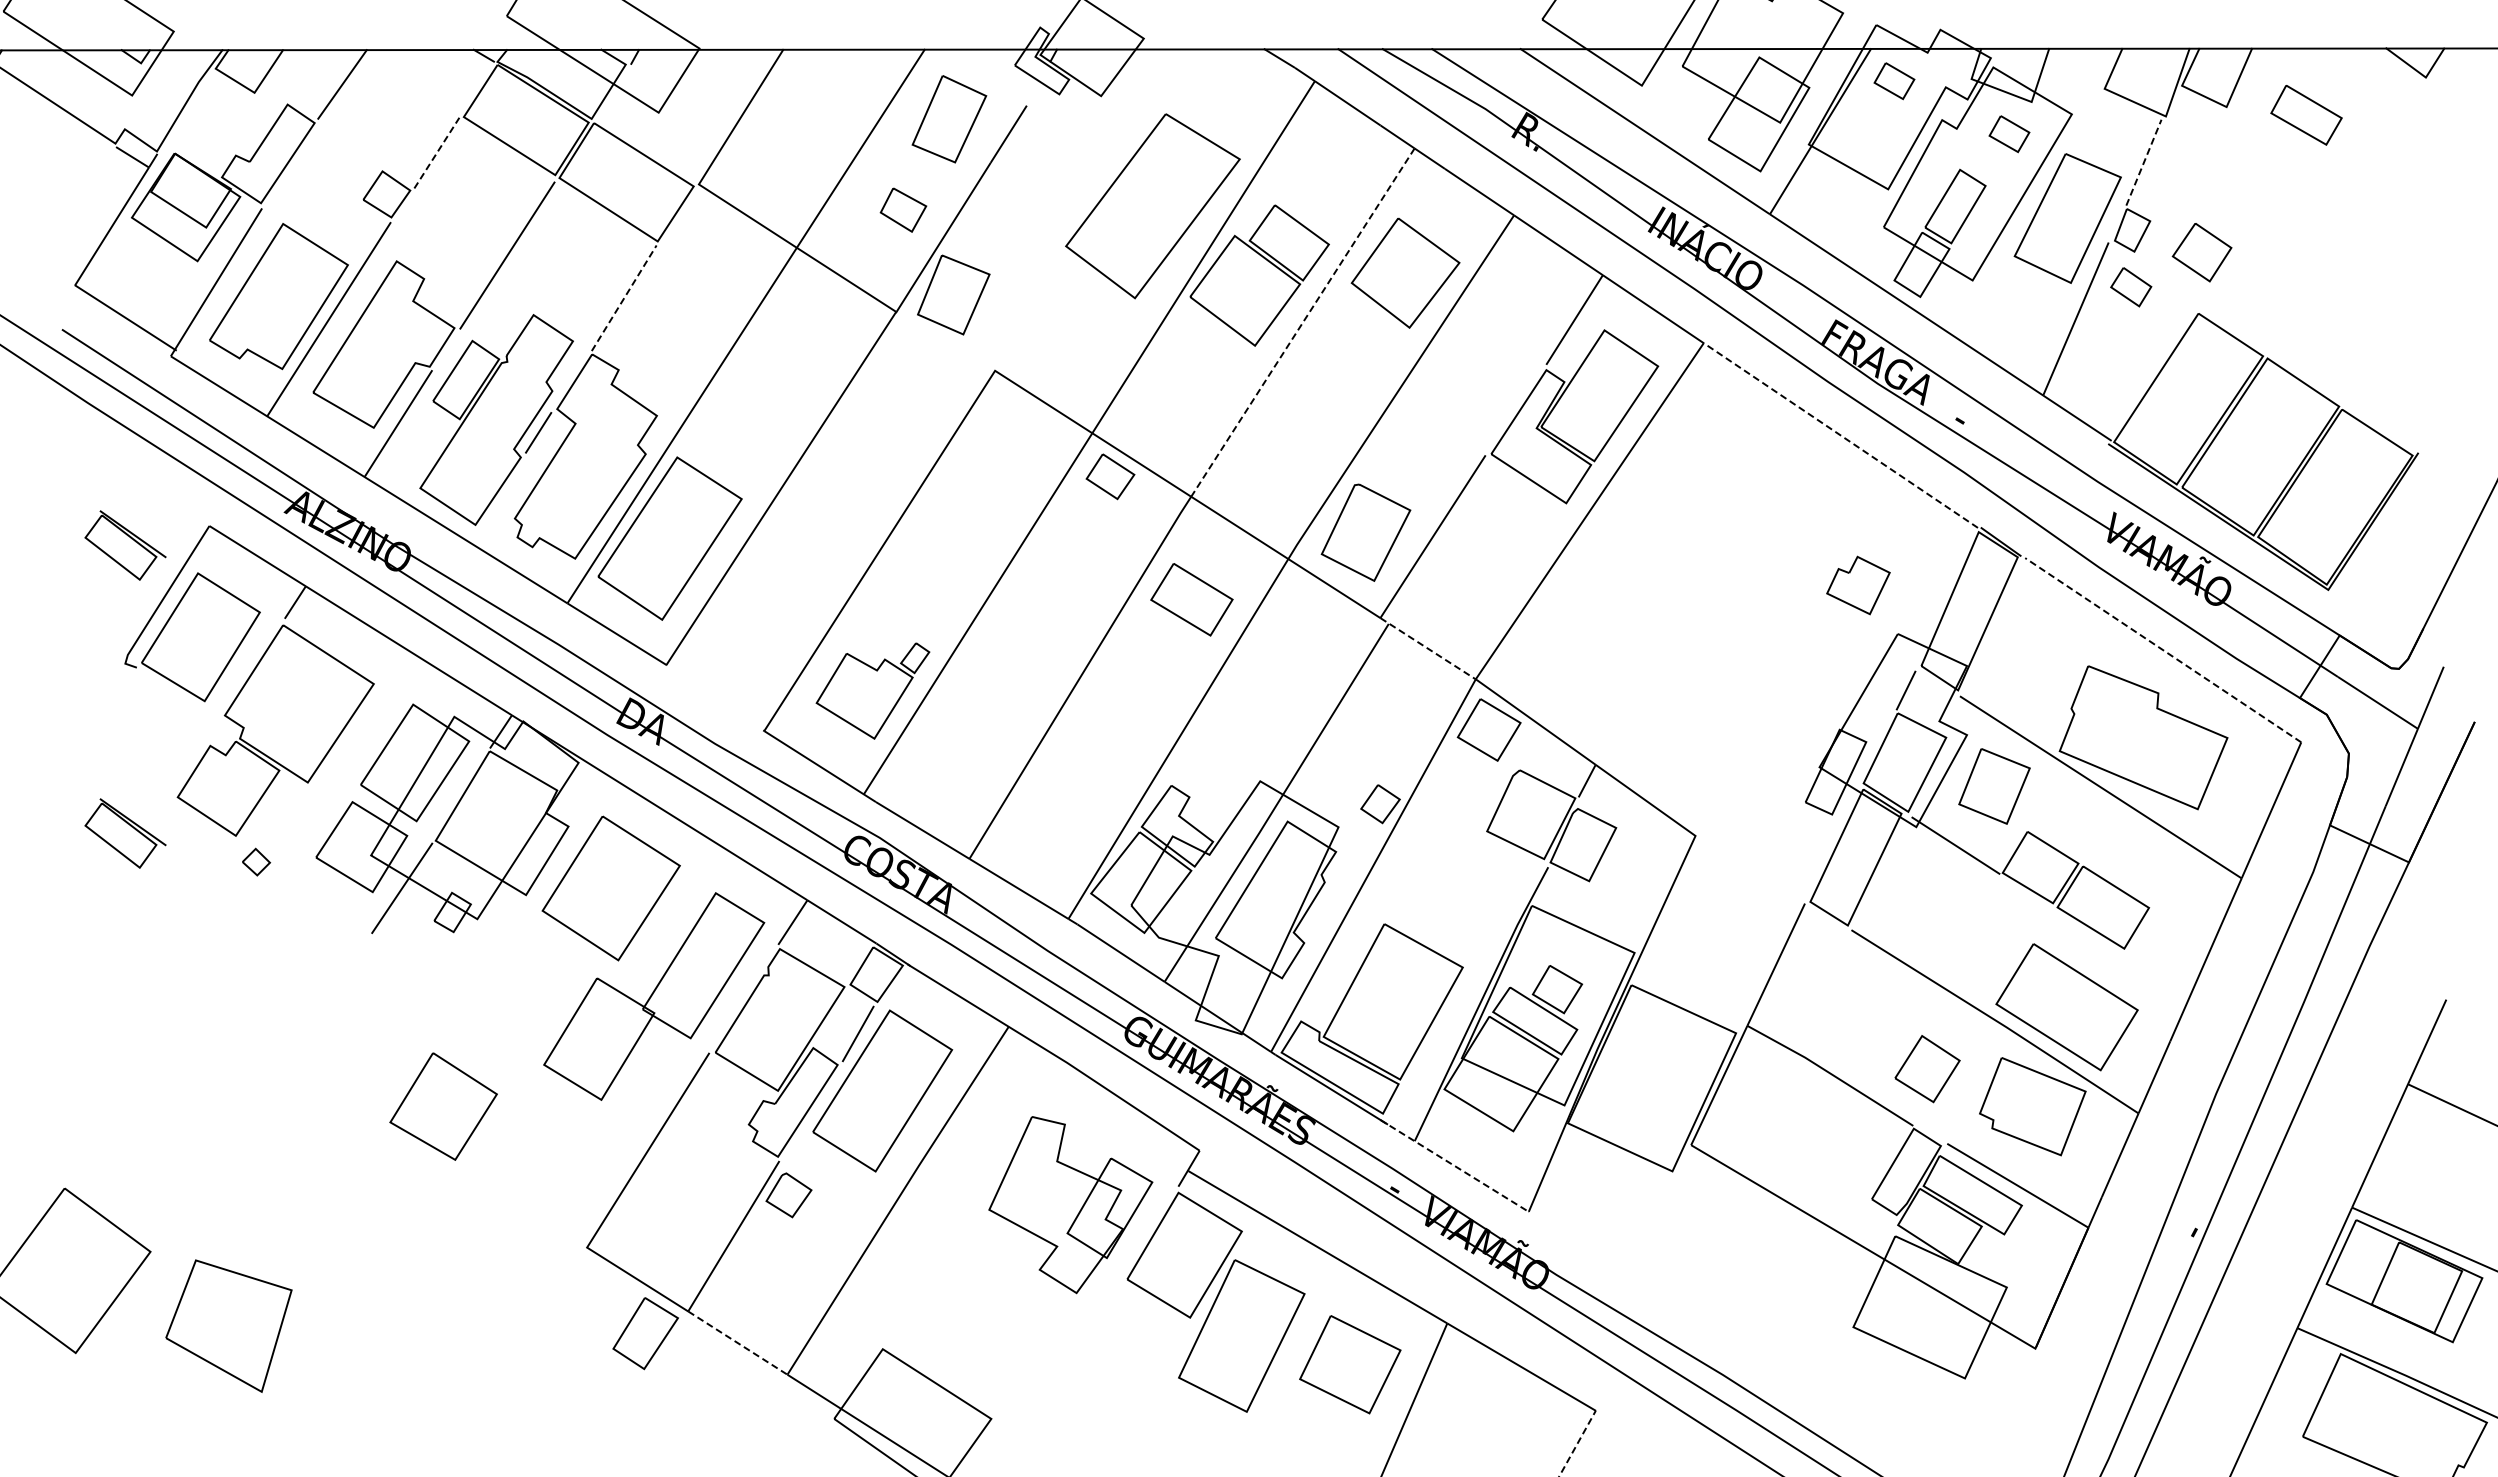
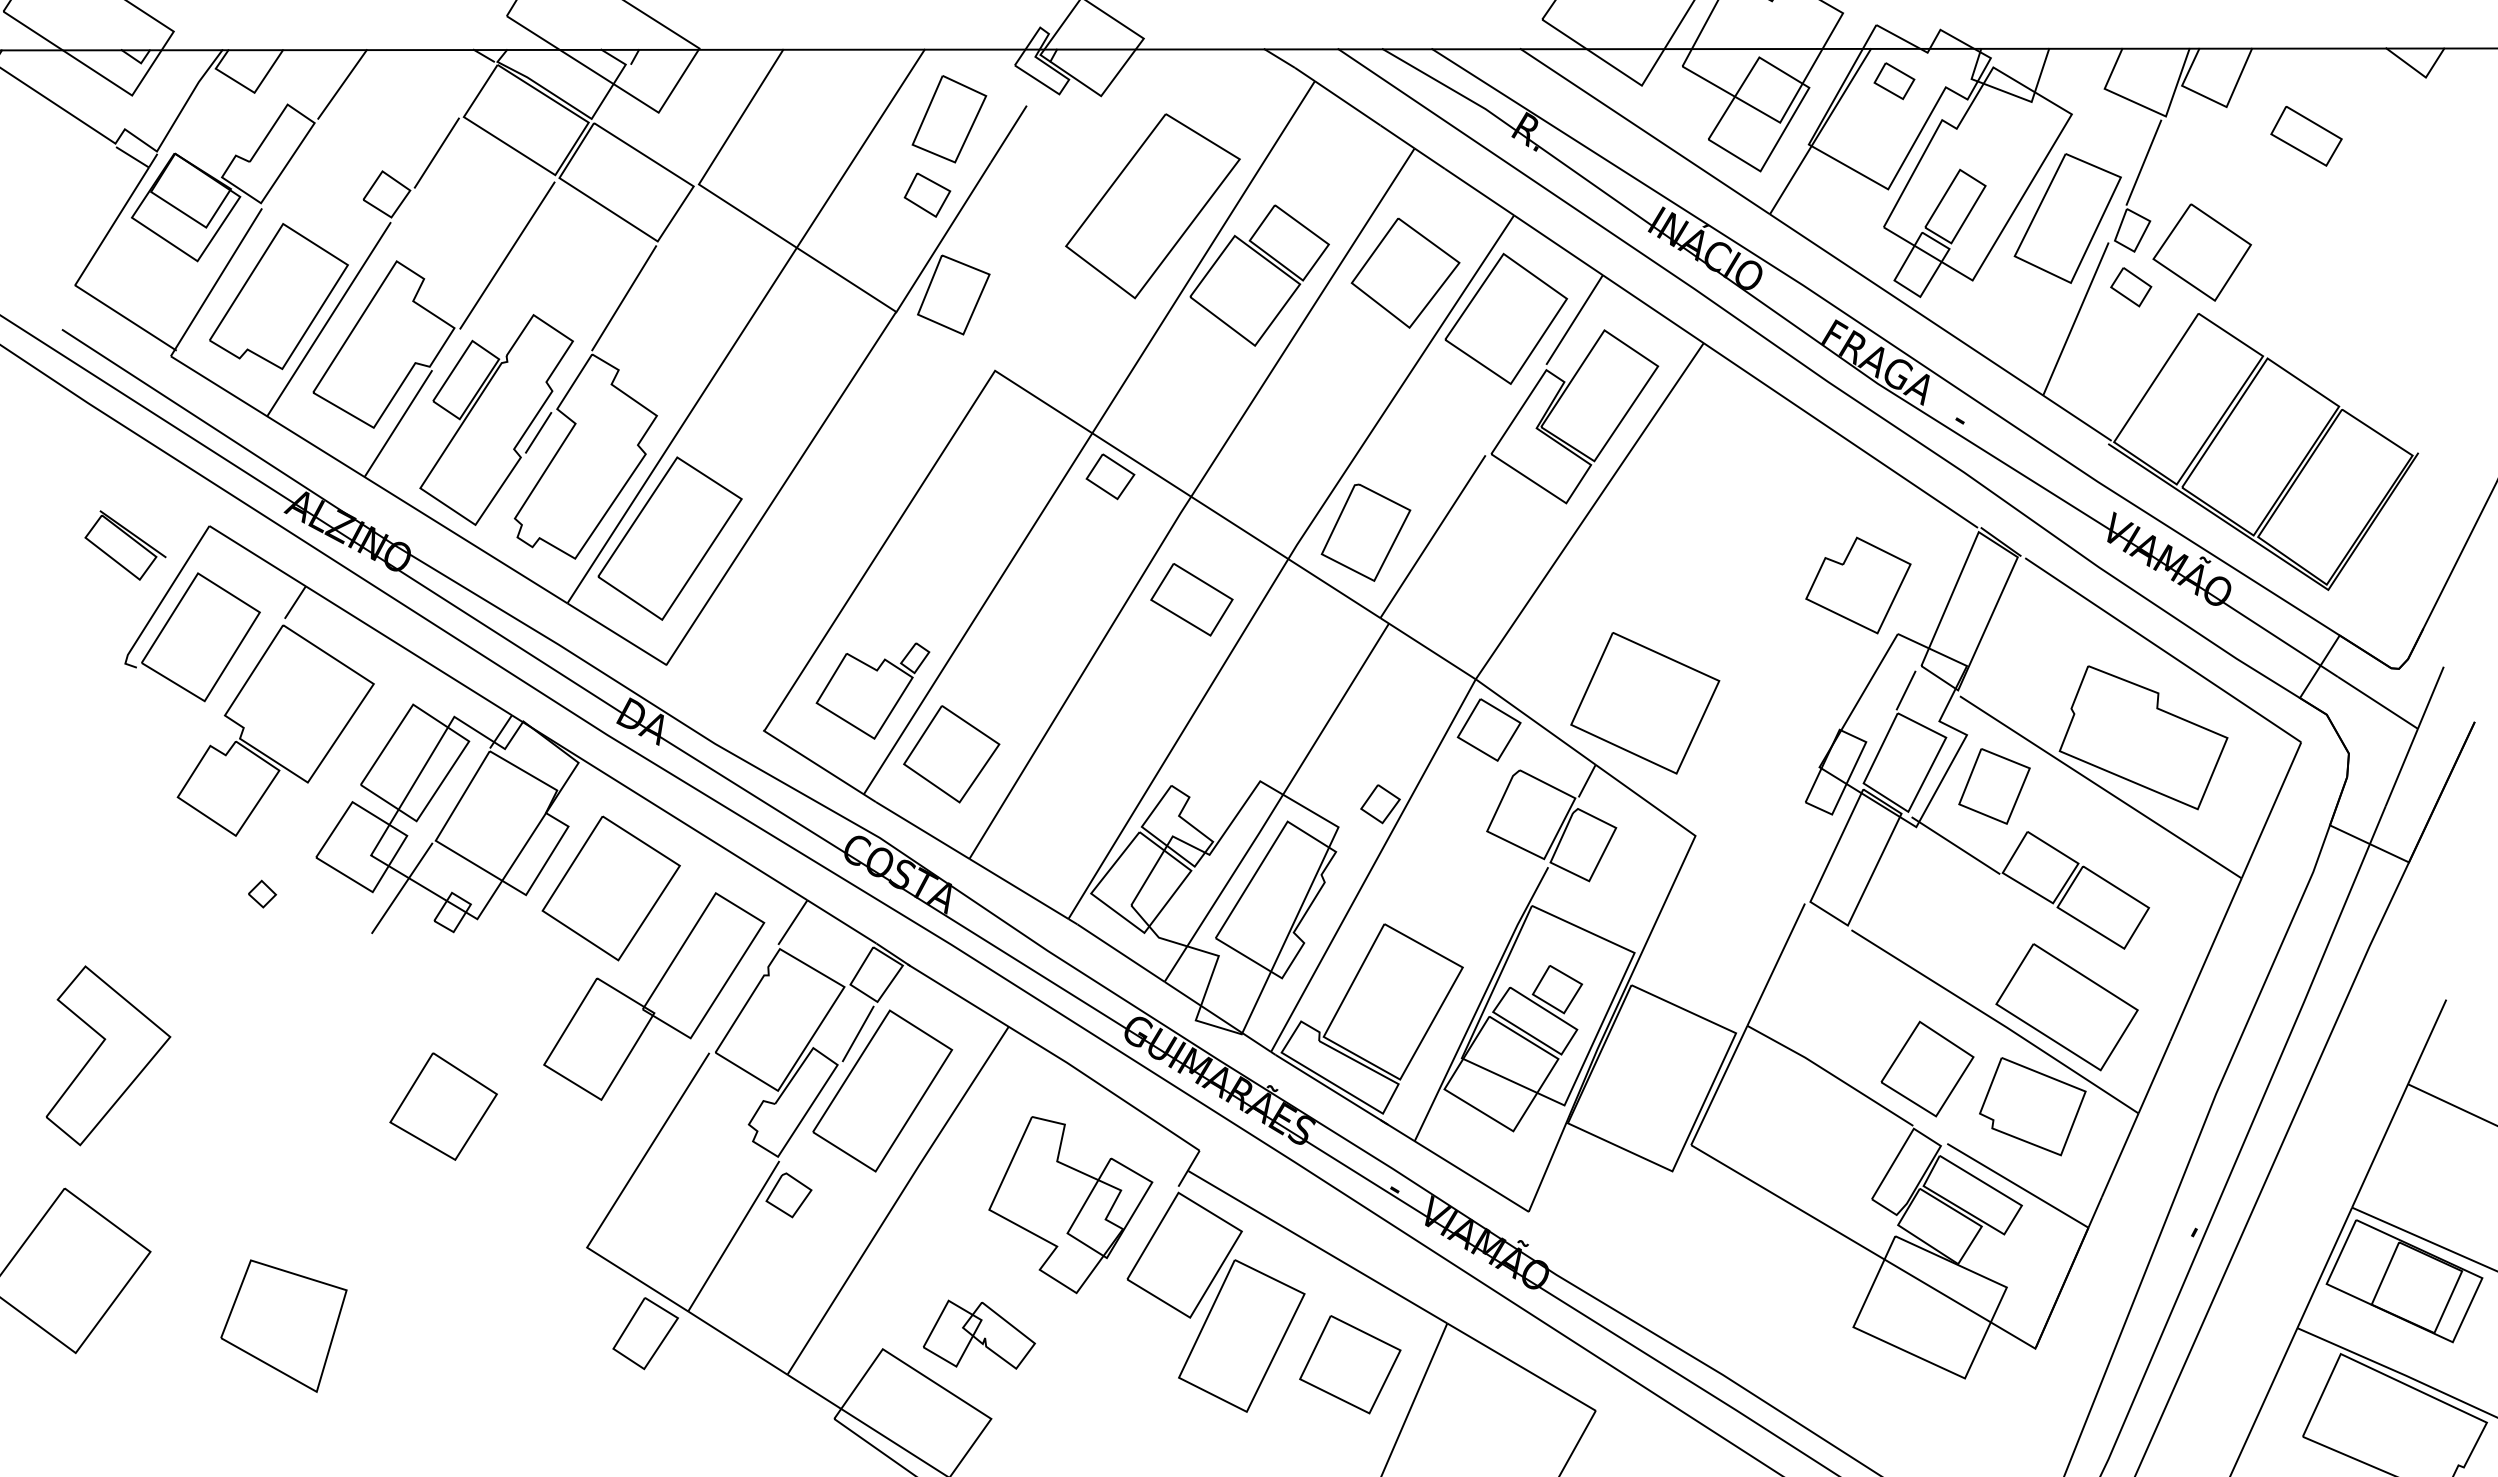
part position: (2306, 115) -> (2306, 136) (2306, 136)
part: present -> none (2009, 134)
line: dashed -> solid (436, 153)
line: dashed -> solid (2144, 162)
part position: (903, 209) -> (927, 194) (927, 194)
part size: 62x60 px -> 100x99 px (2201, 252)
line: dashed -> solid (624, 298)
part: none -> present (1506, 318)
line: dashed -> solid (1302, 322)
line: dashed -> solid (1840, 435)
part size: 65x61 px -> 107x99 px (1858, 585)
line: dashed -> solid (1428, 648)
line: dashed -> solid (2163, 650)
part: none -> present (1645, 703)
part: none -> present (951, 754)
part: present -> none (125, 833)
part position: (256, 861) -> (262, 893) (262, 893)
part: none -> present (108, 1055)
part size: 67x69 px -> 95x98 px (1927, 1068)
line: dashed -> solid (1454, 1166)
part position: (228, 1325) -> (283, 1325) (283, 1325)
part: none -> present (978, 1334)
line: dashed -> solid (737, 1343)
line: dashed -> solid (1577, 1443)
